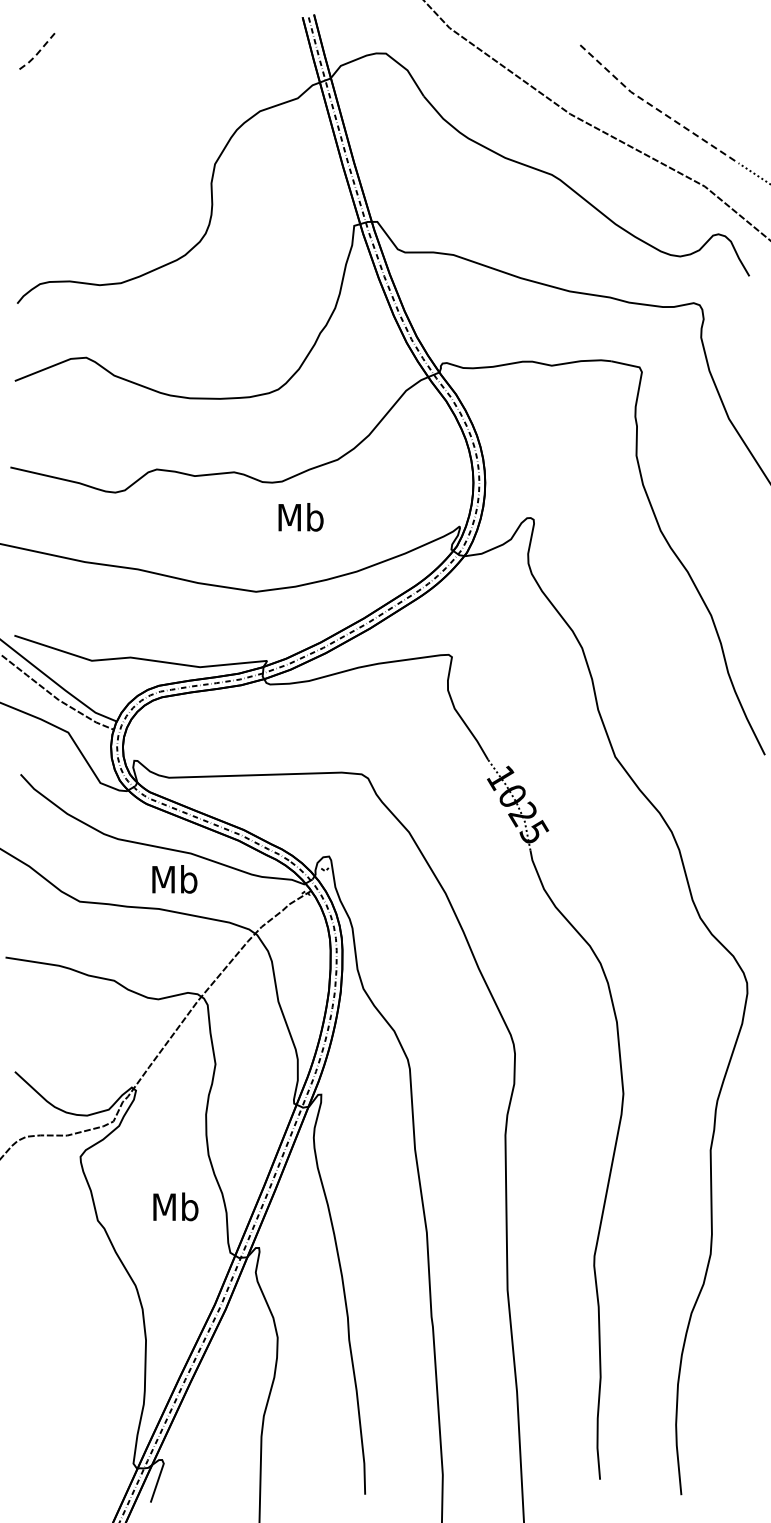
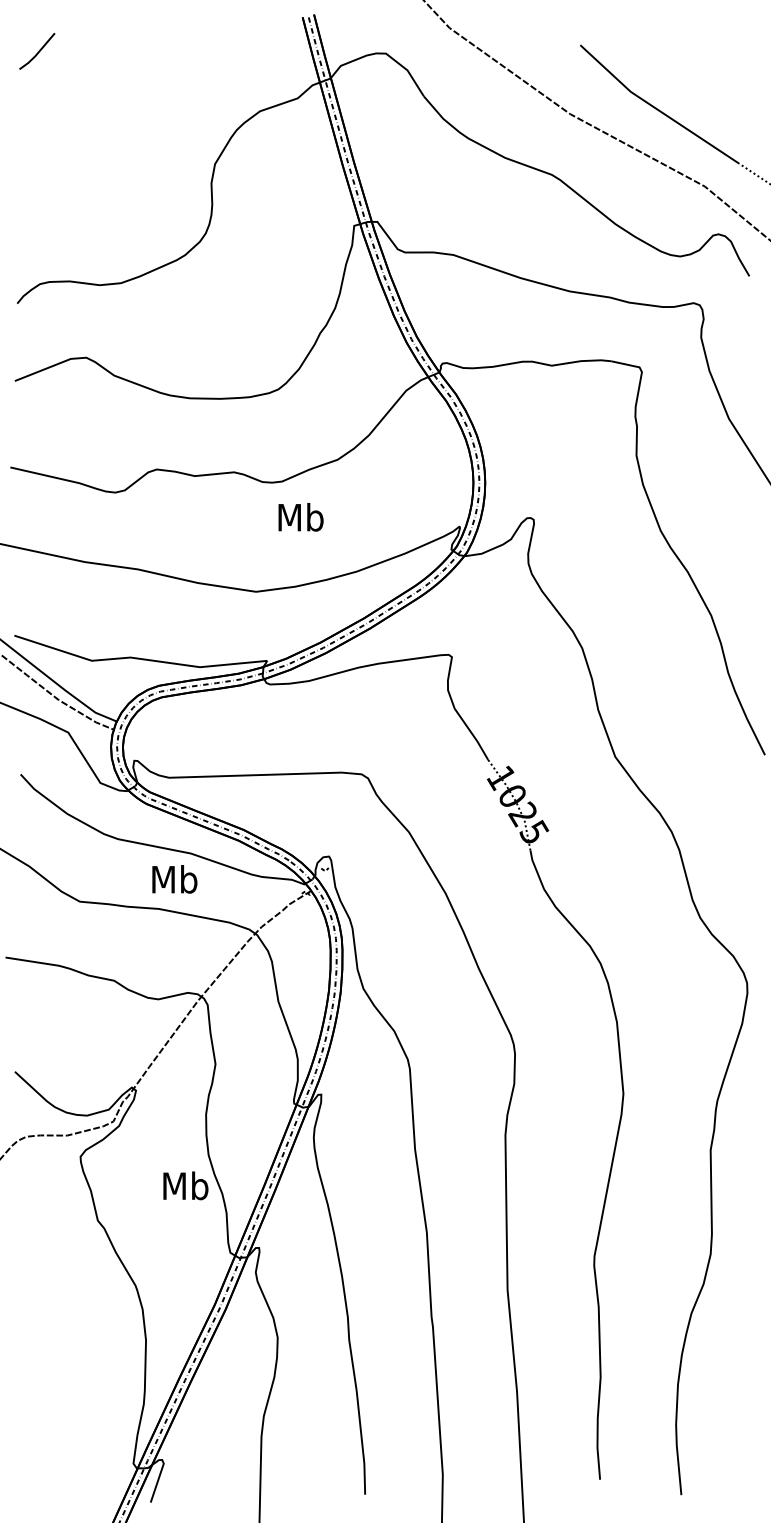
line: dashed -> solid (37, 53)
line: dashed -> solid (655, 108)
text position: (175, 1206) -> (185, 1185) (185, 1185)
